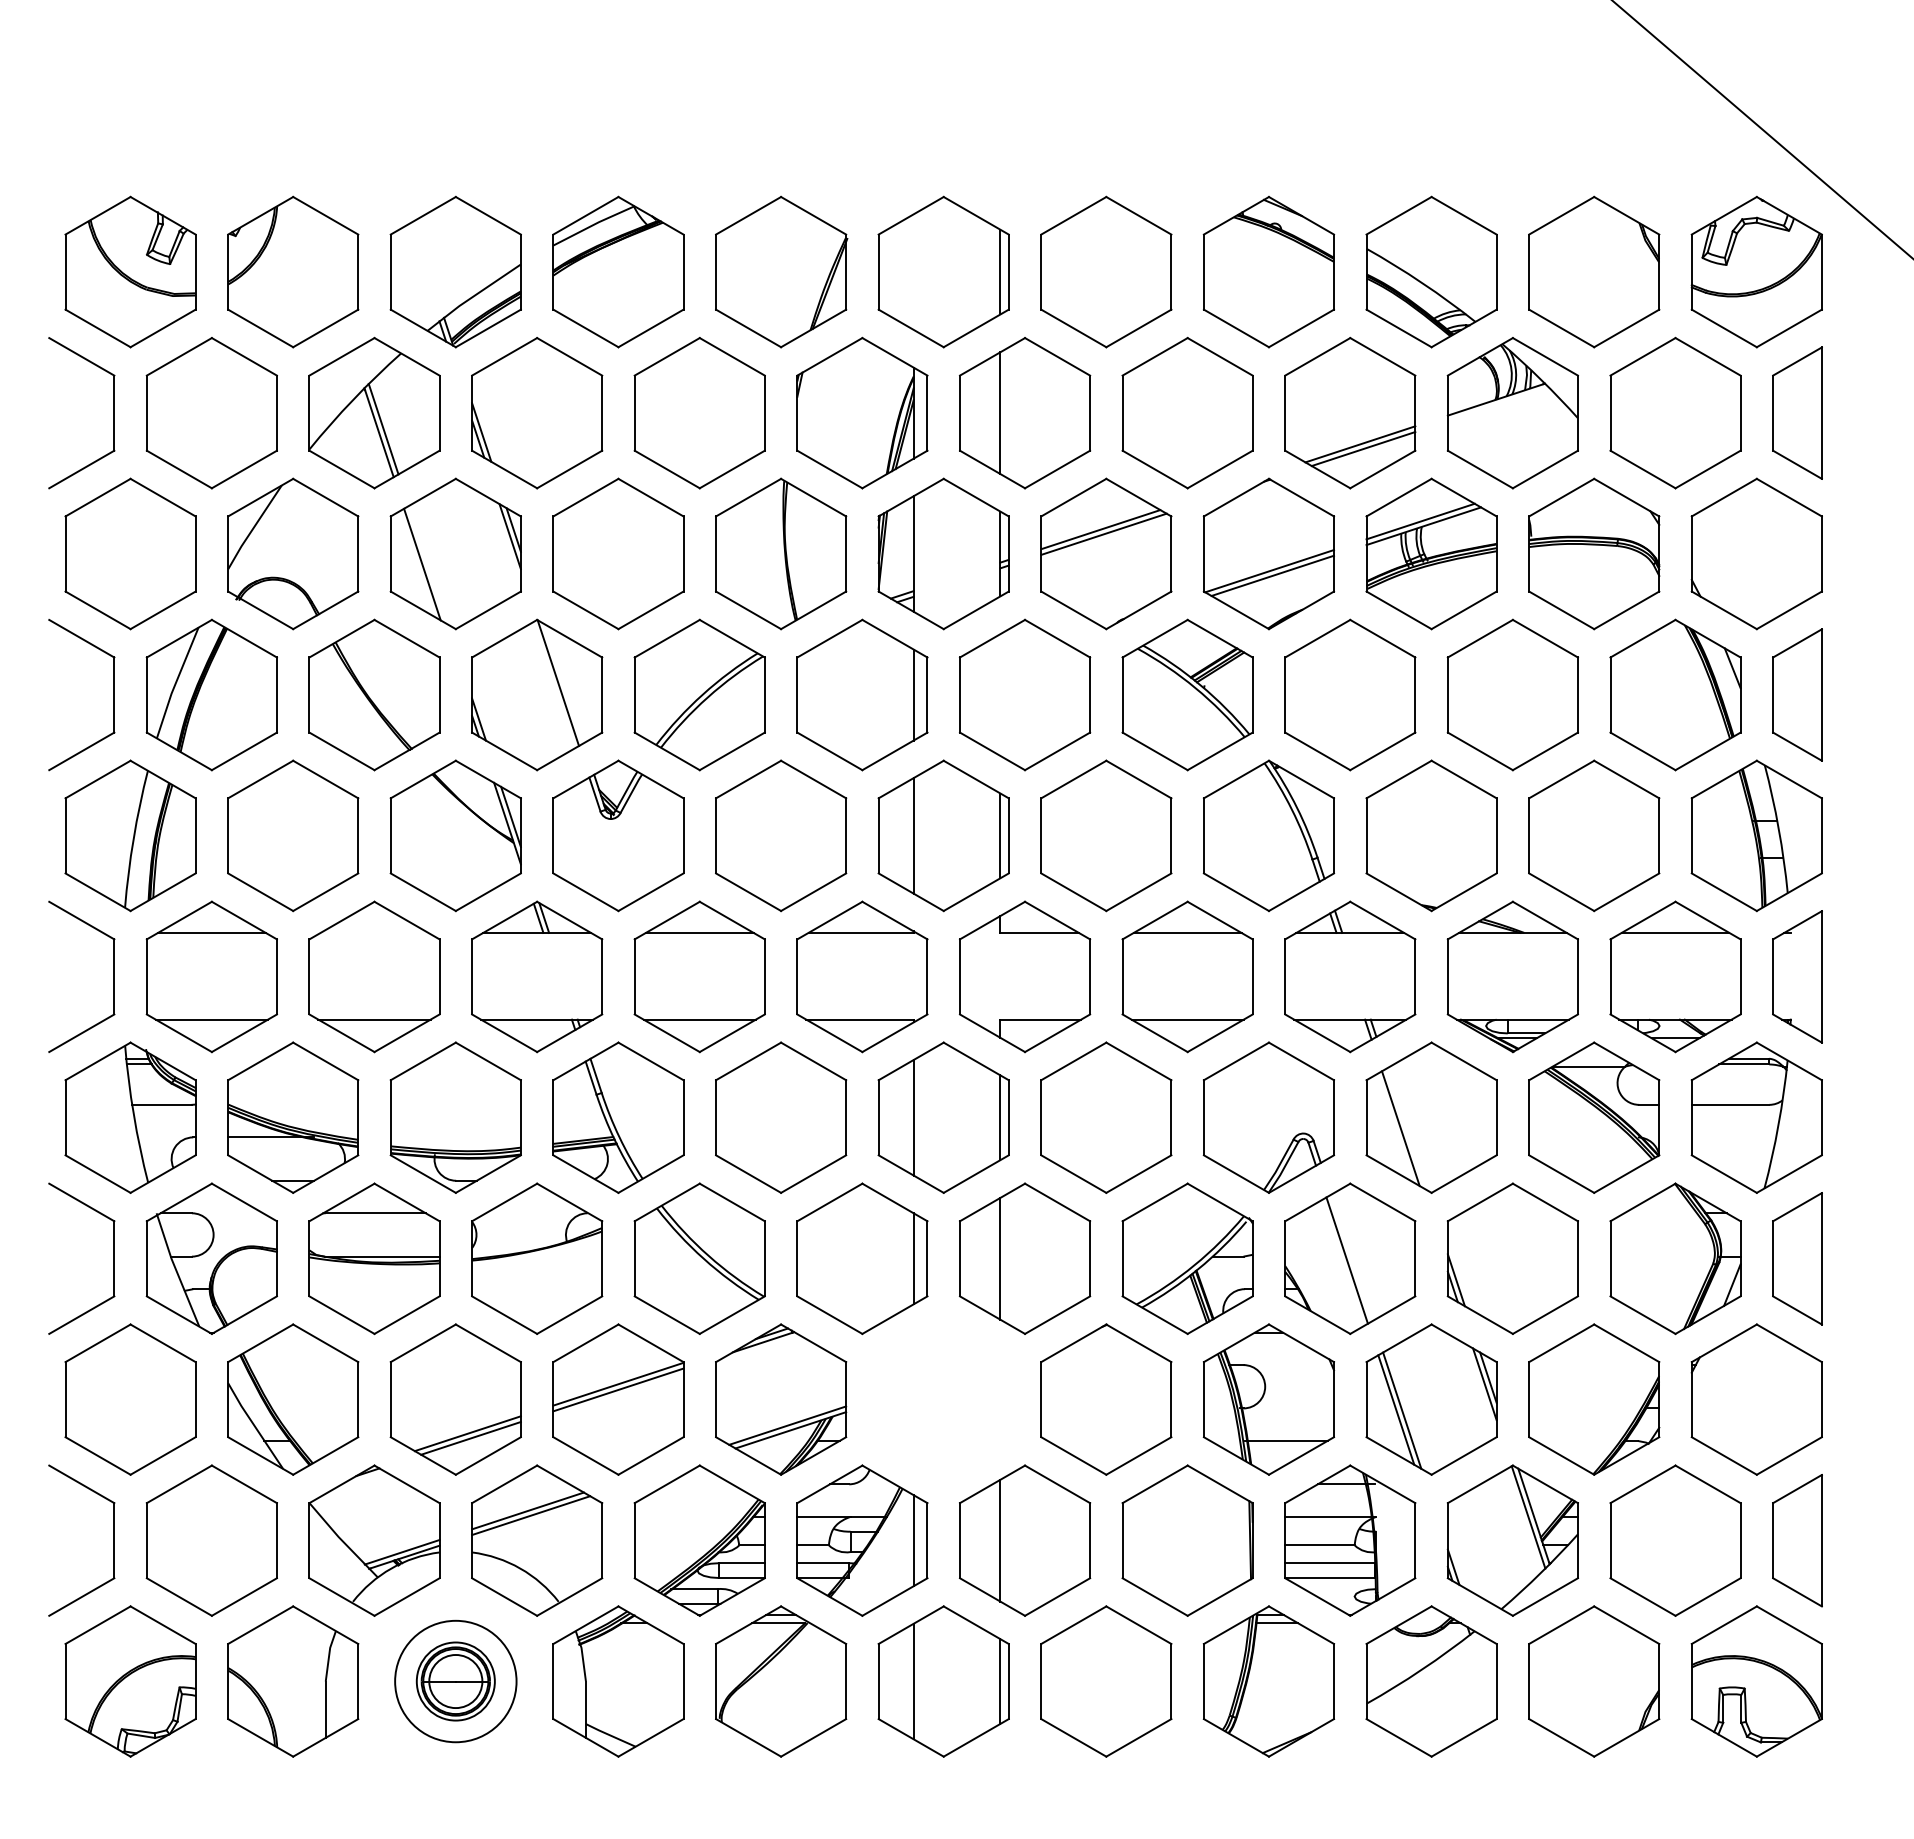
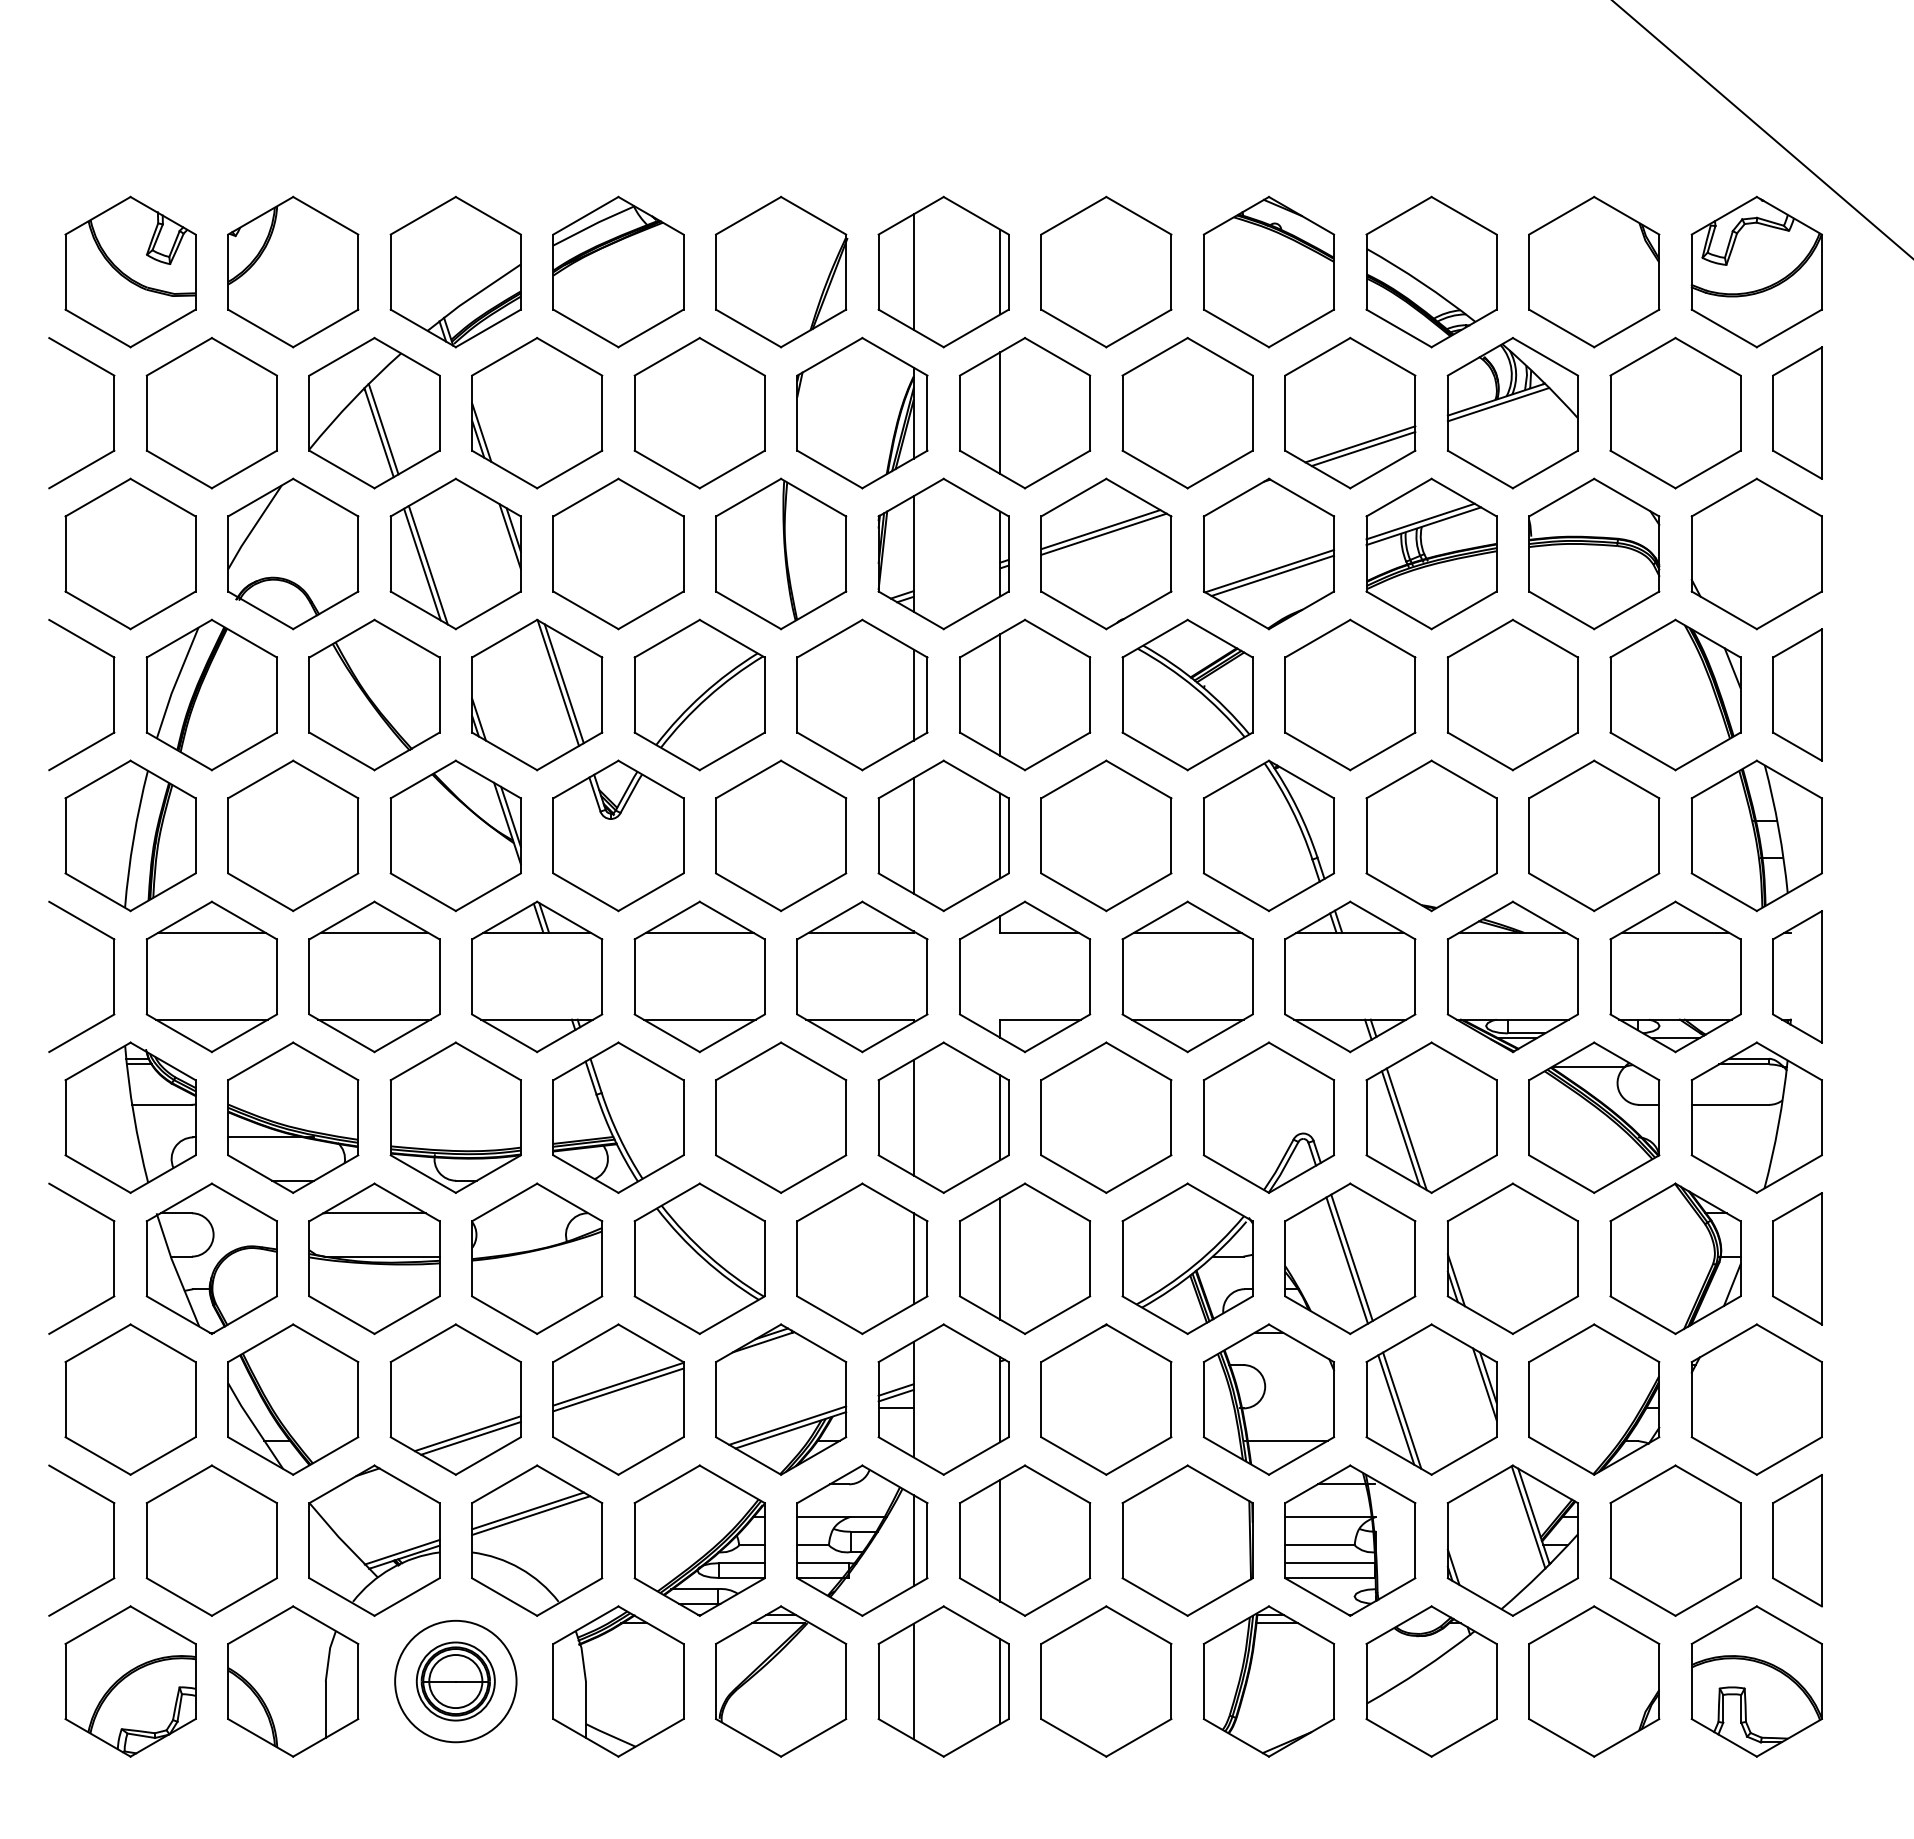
line: none -> present (913, 271)
line: none -> present (1498, 404)
line: none -> present (427, 565)
line: none -> present (563, 683)
line: none -> present (1000, 694)
line: none -> present (374, 932)
line: none -> present (1406, 1129)
line: none -> present (1351, 1257)
part: none -> present (943, 1399)
